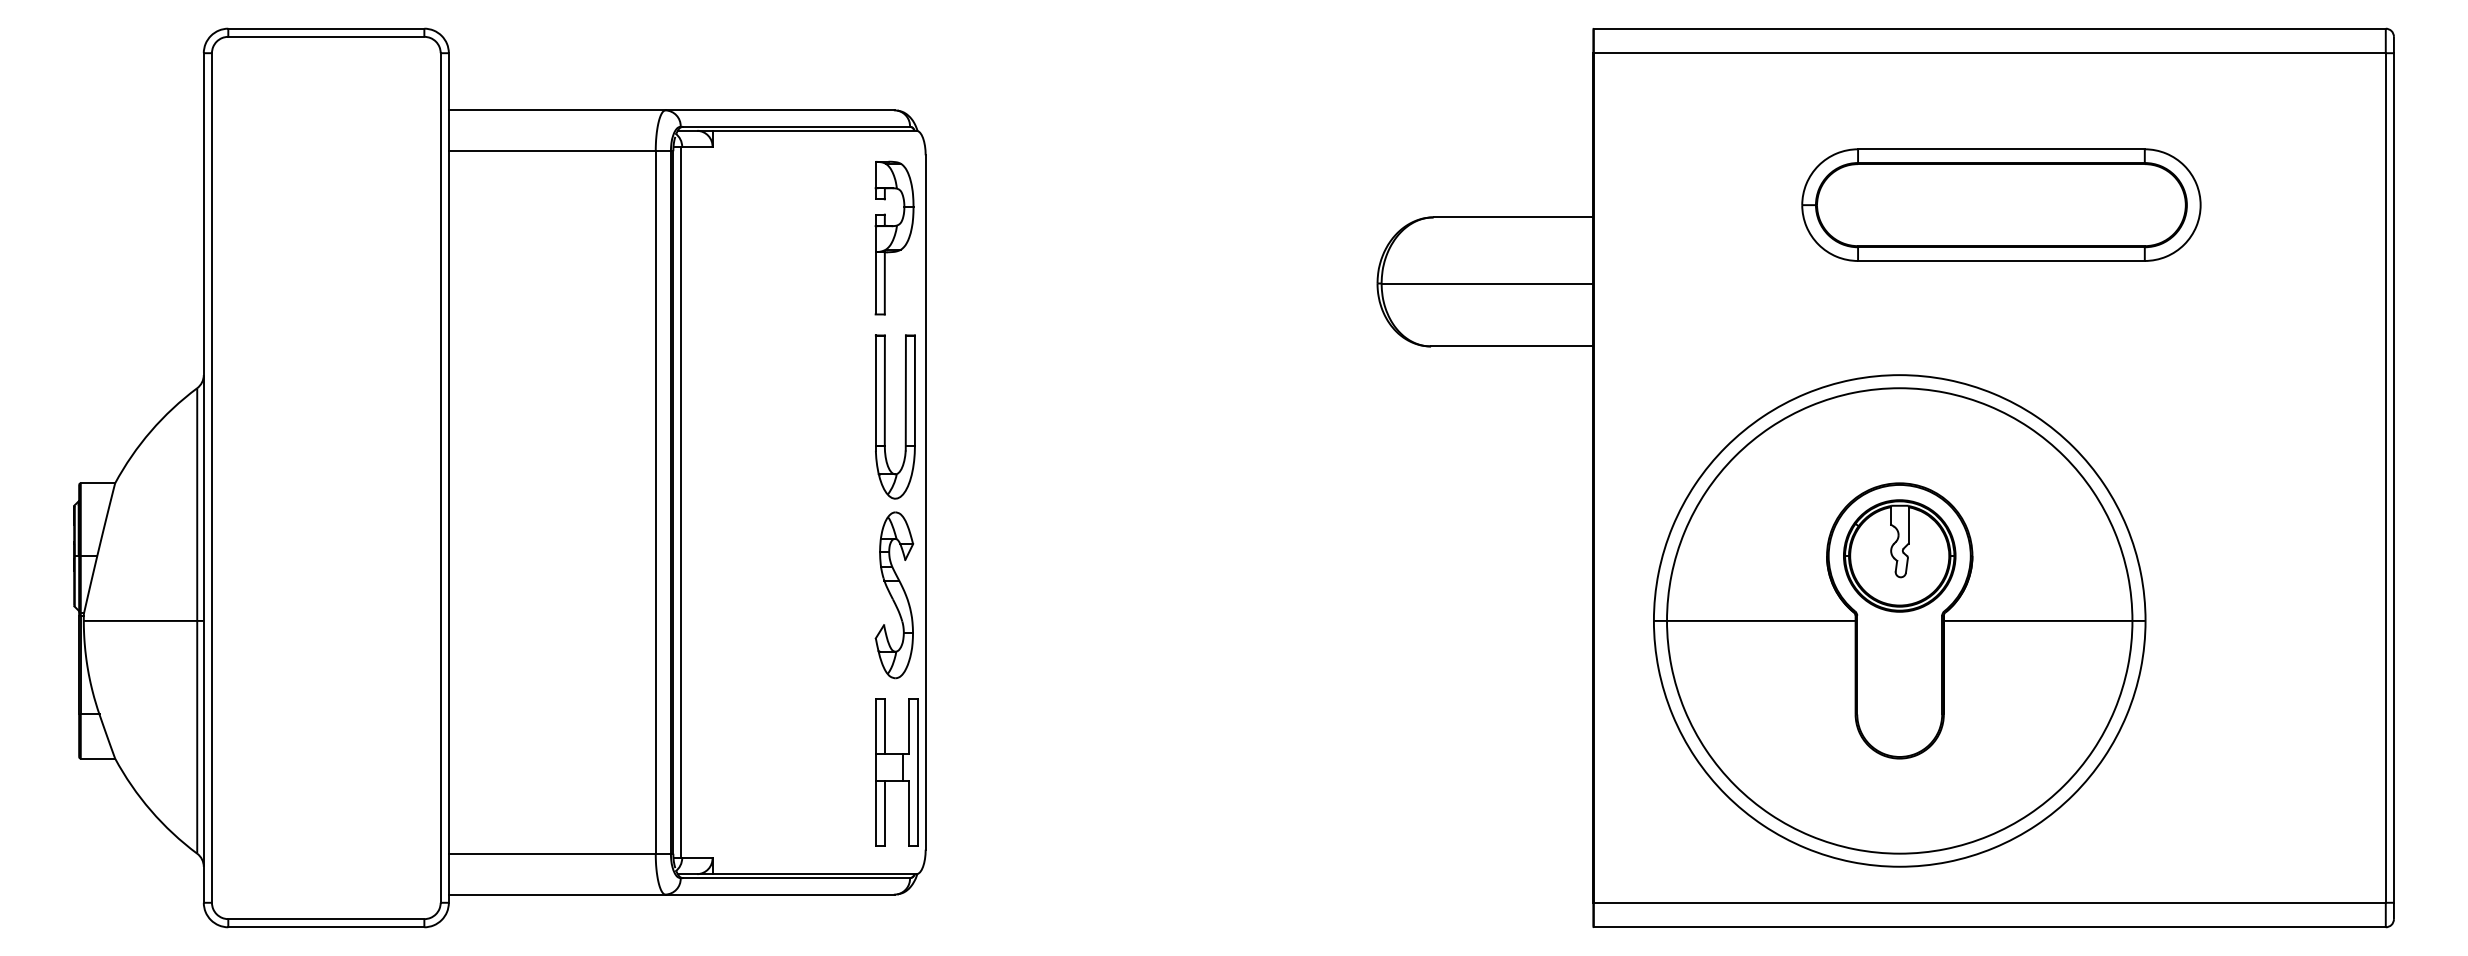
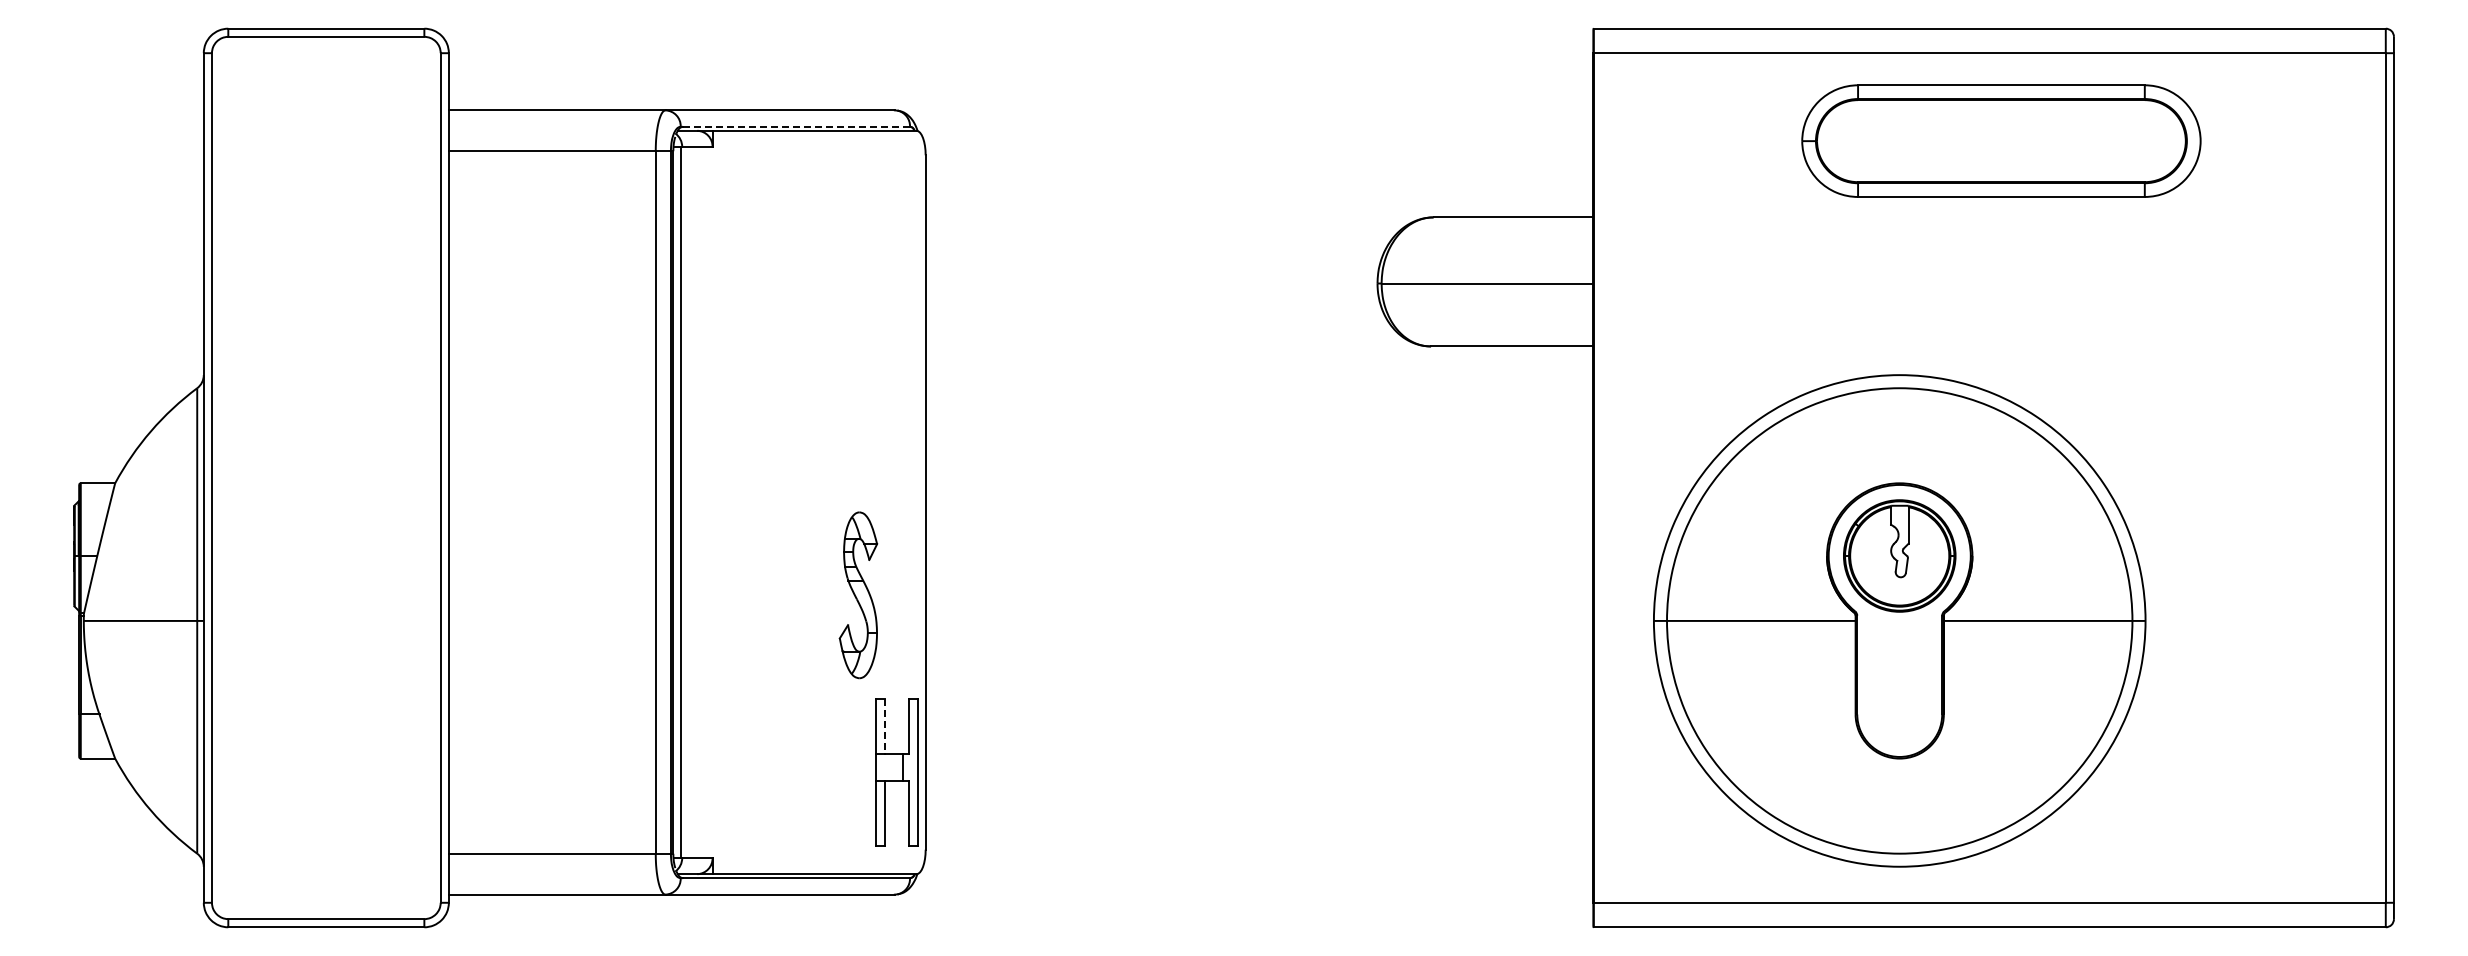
line: solid -> dashed (795, 126)
part position: (2001, 204) -> (2001, 140) (2001, 140)
part: present -> none (894, 237)
part: present -> none (904, 416)
part position: (894, 595) -> (858, 595) (858, 595)
line: solid -> dashed (884, 727)
